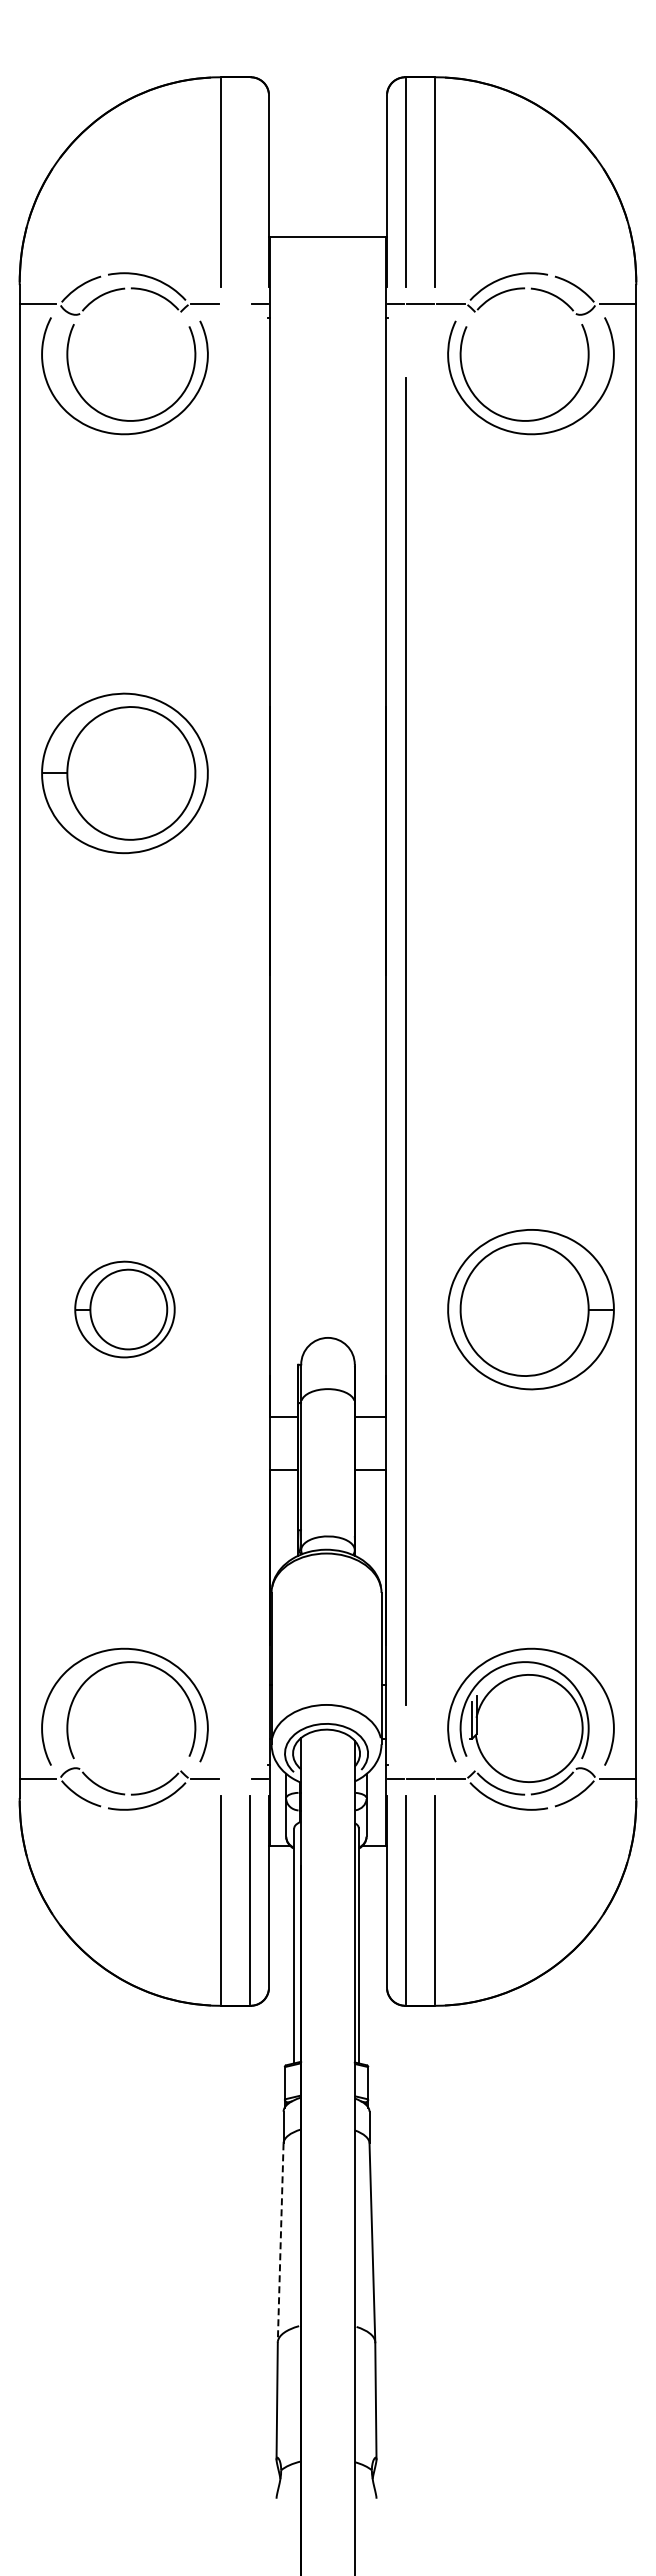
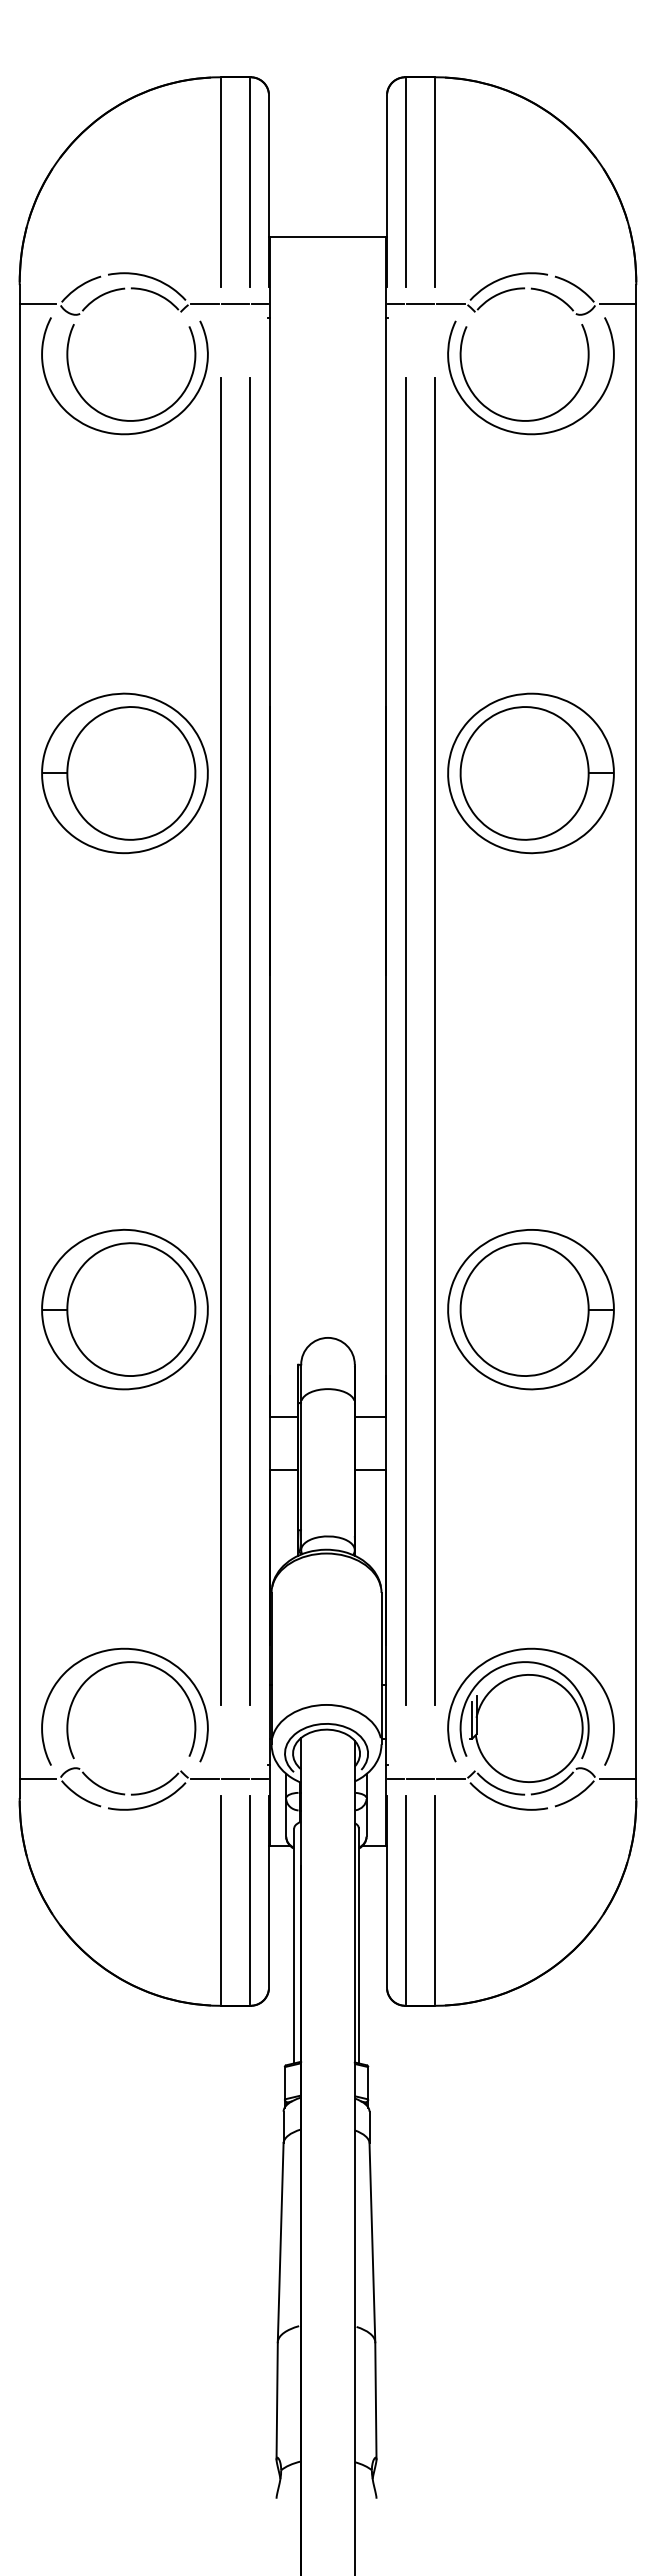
line: none -> present (250, 183)
line: none -> present (235, 304)
part: none -> present (530, 773)
line: none -> present (220, 1041)
line: none -> present (250, 1041)
line: none -> present (435, 1041)
part size: 102x99 px -> 168x163 px (124, 1309)
line: none -> present (235, 1778)
line: dashed -> solid (280, 2242)
